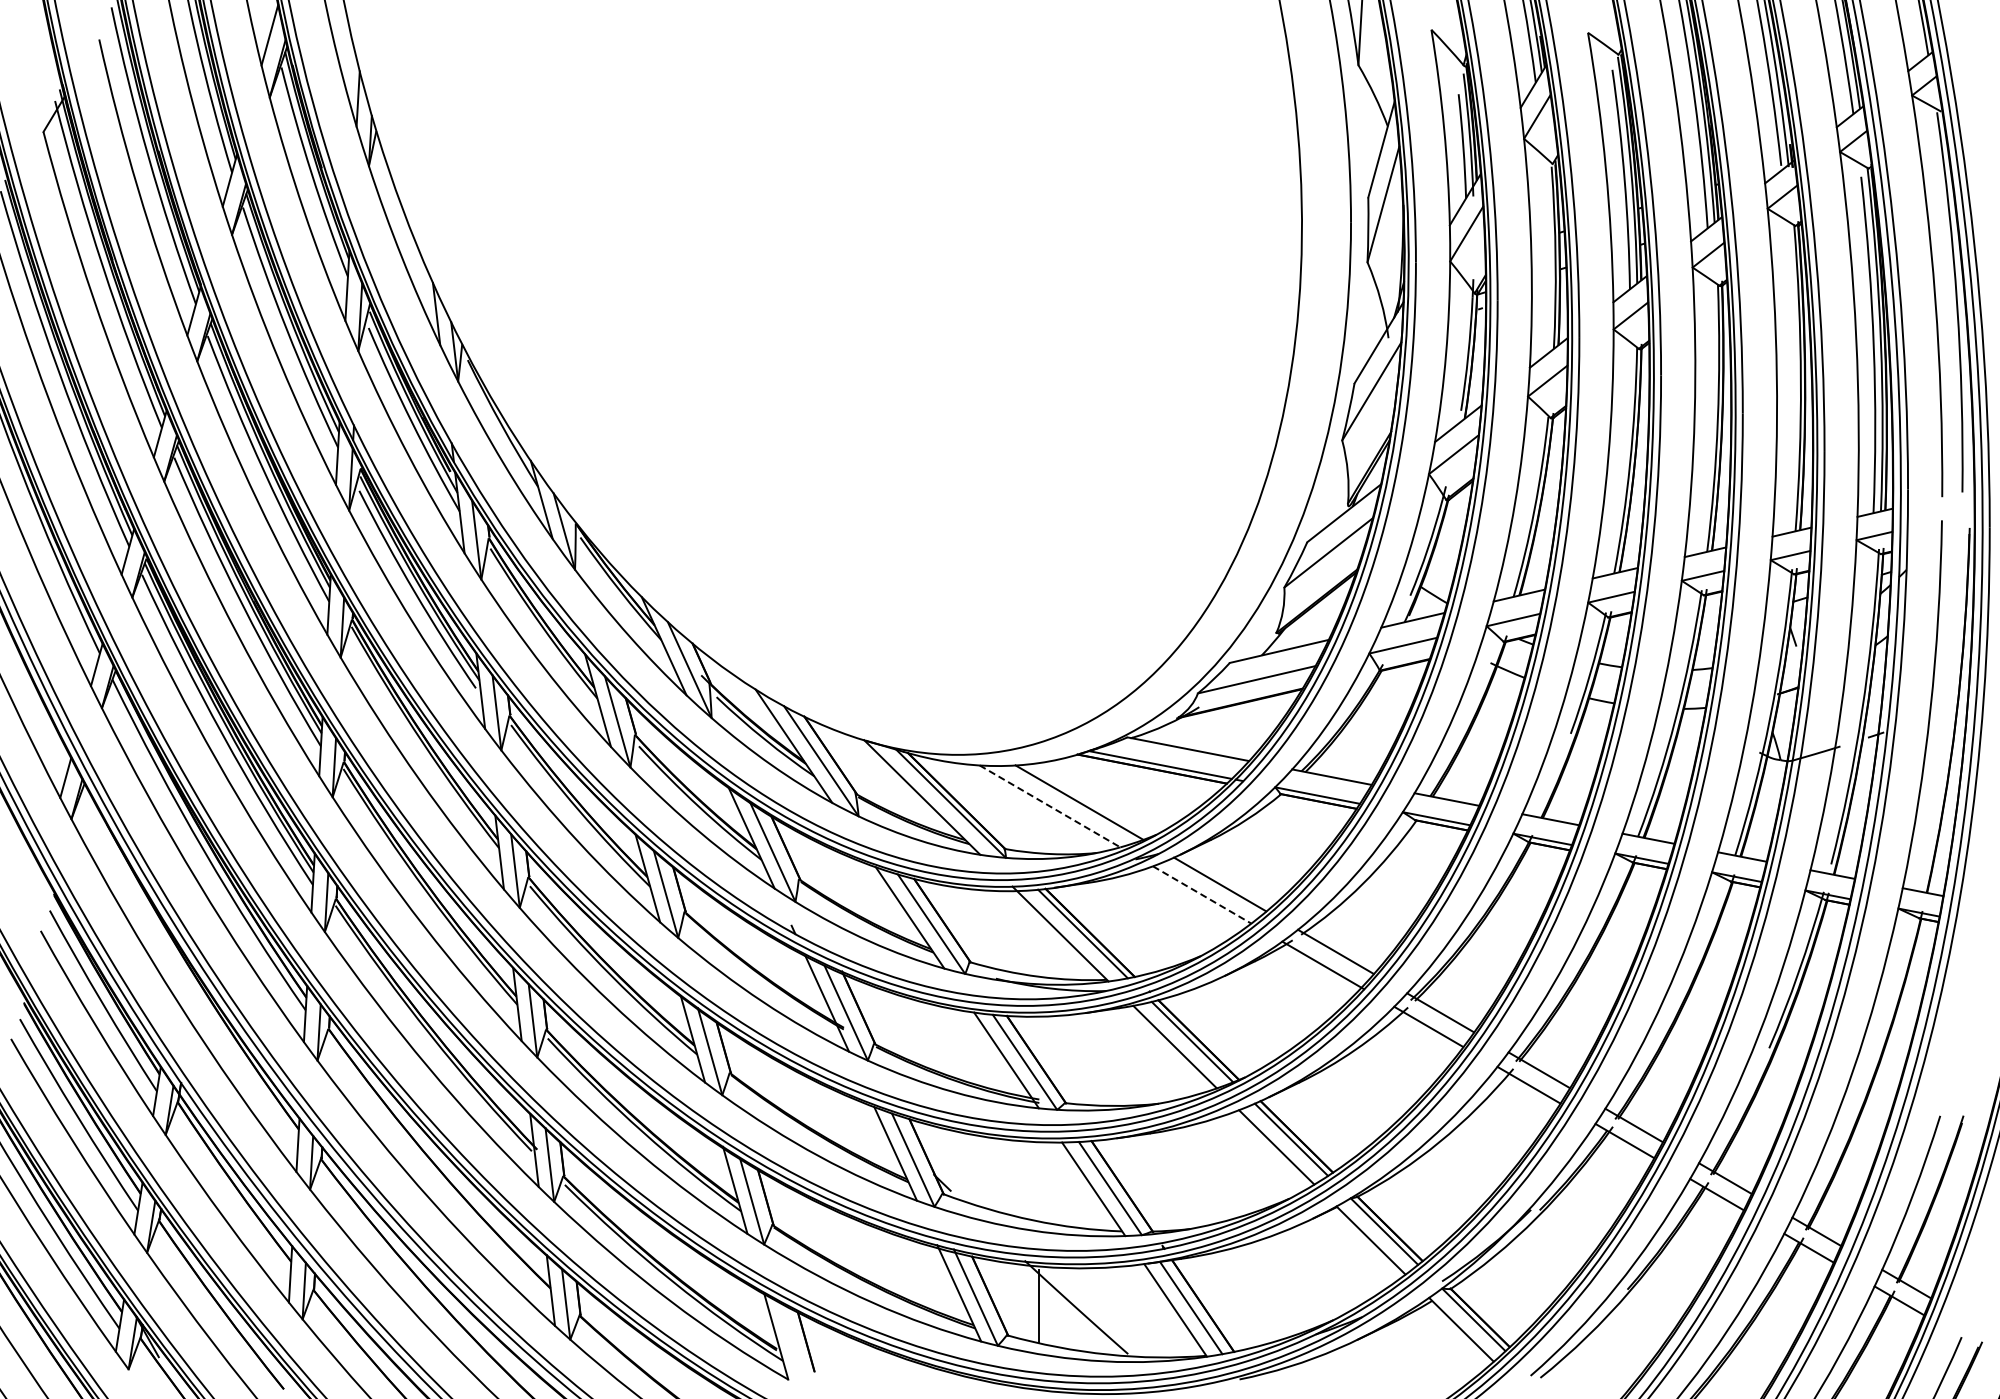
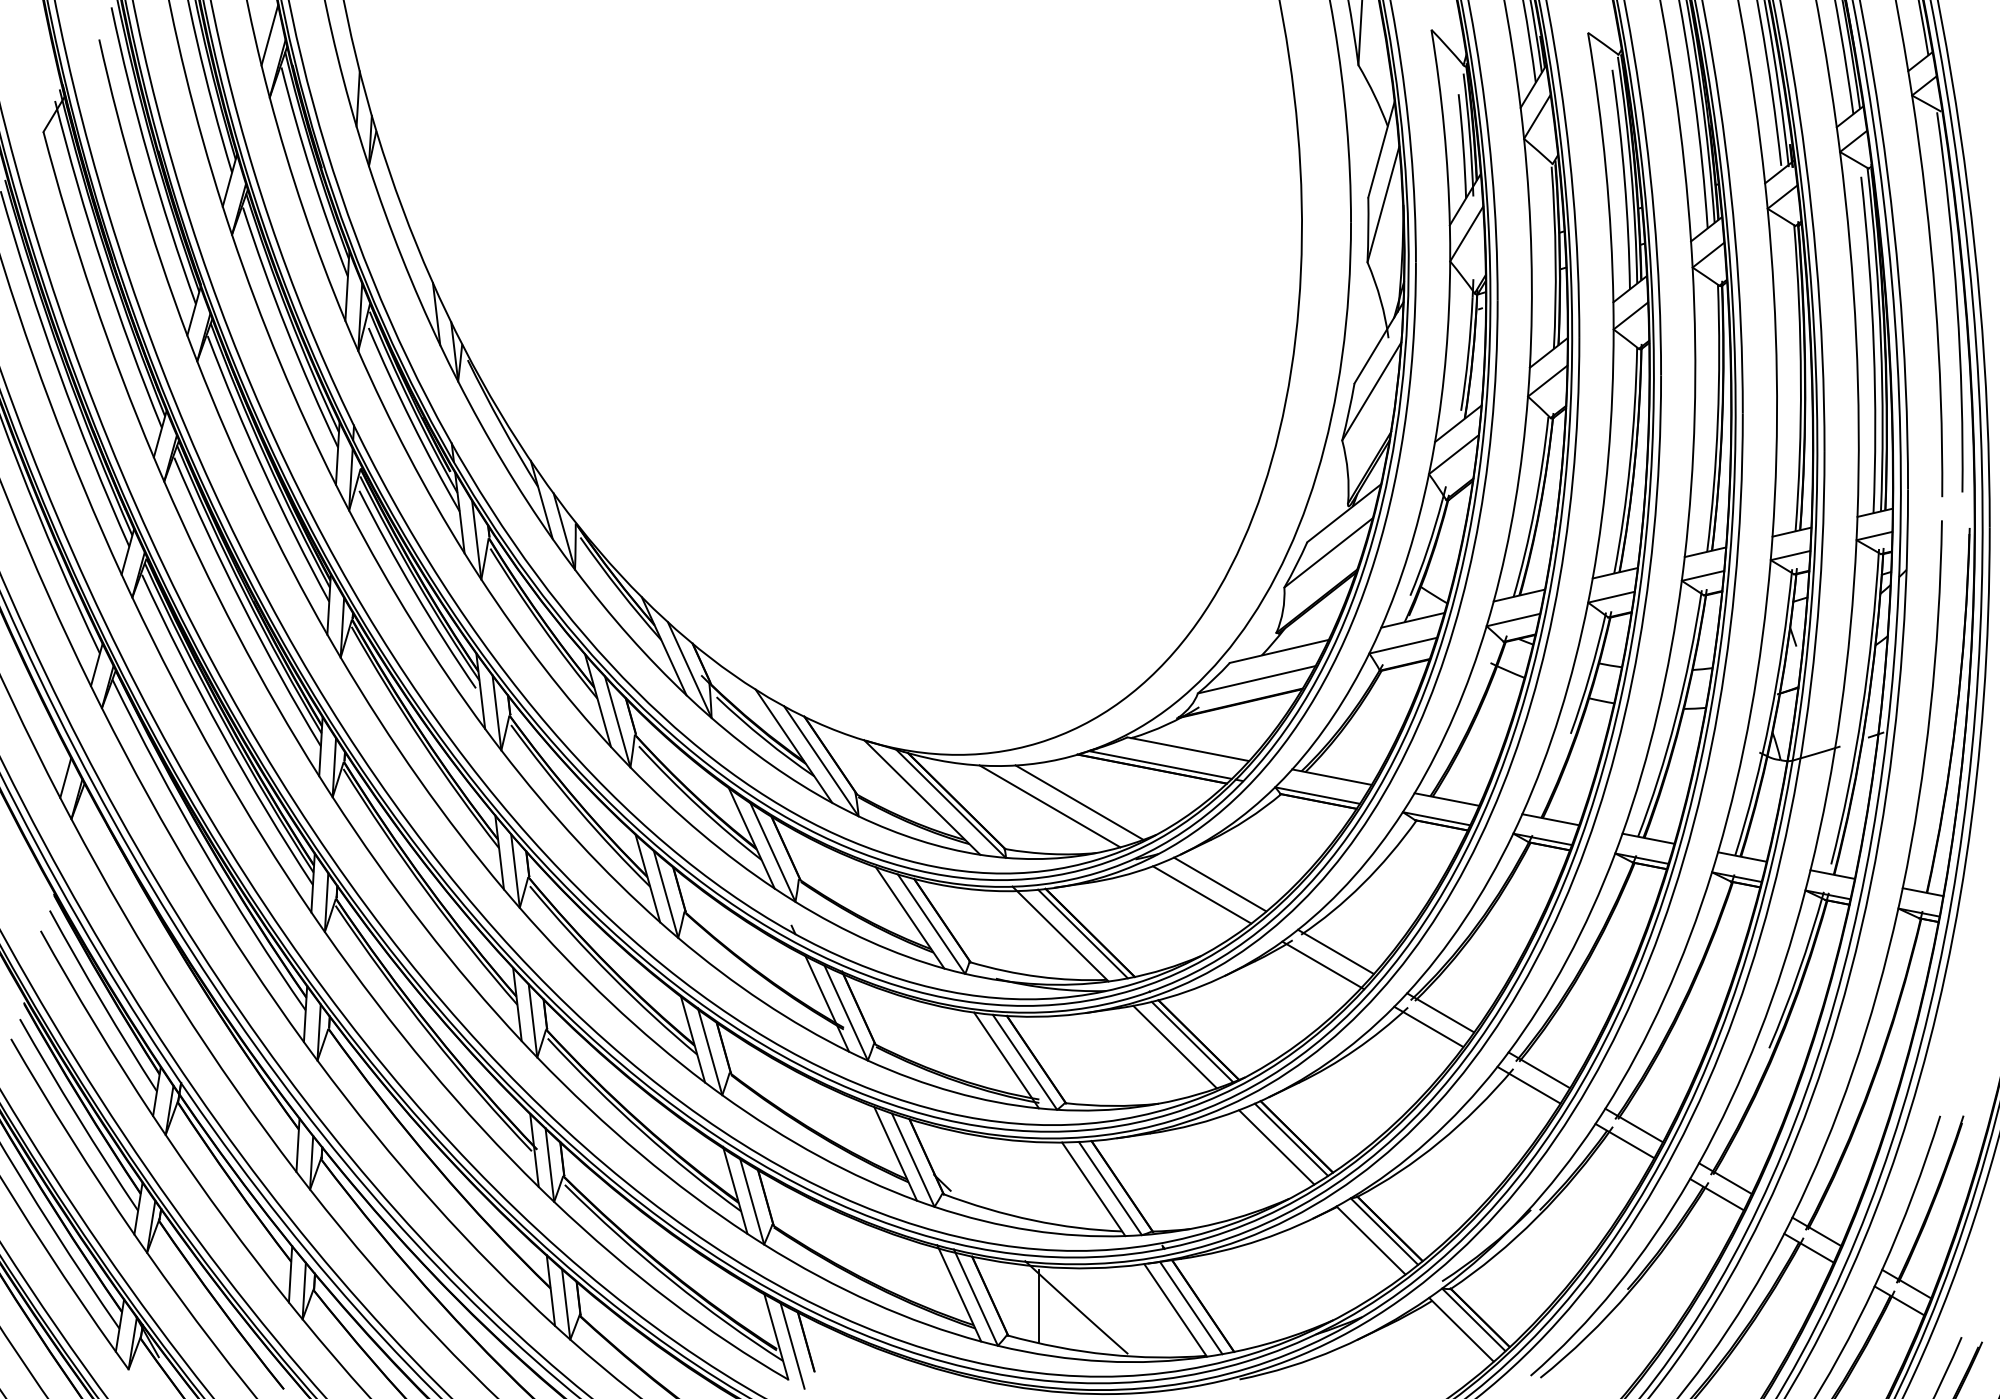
line: dashed -> solid (1050, 806)
line: dashed -> solid (1202, 894)
line: none -> present (792, 1345)
